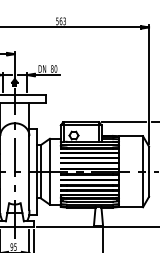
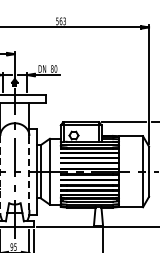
line: solid -> dashed (29, 172)
line: solid -> dashed (0, 174)
